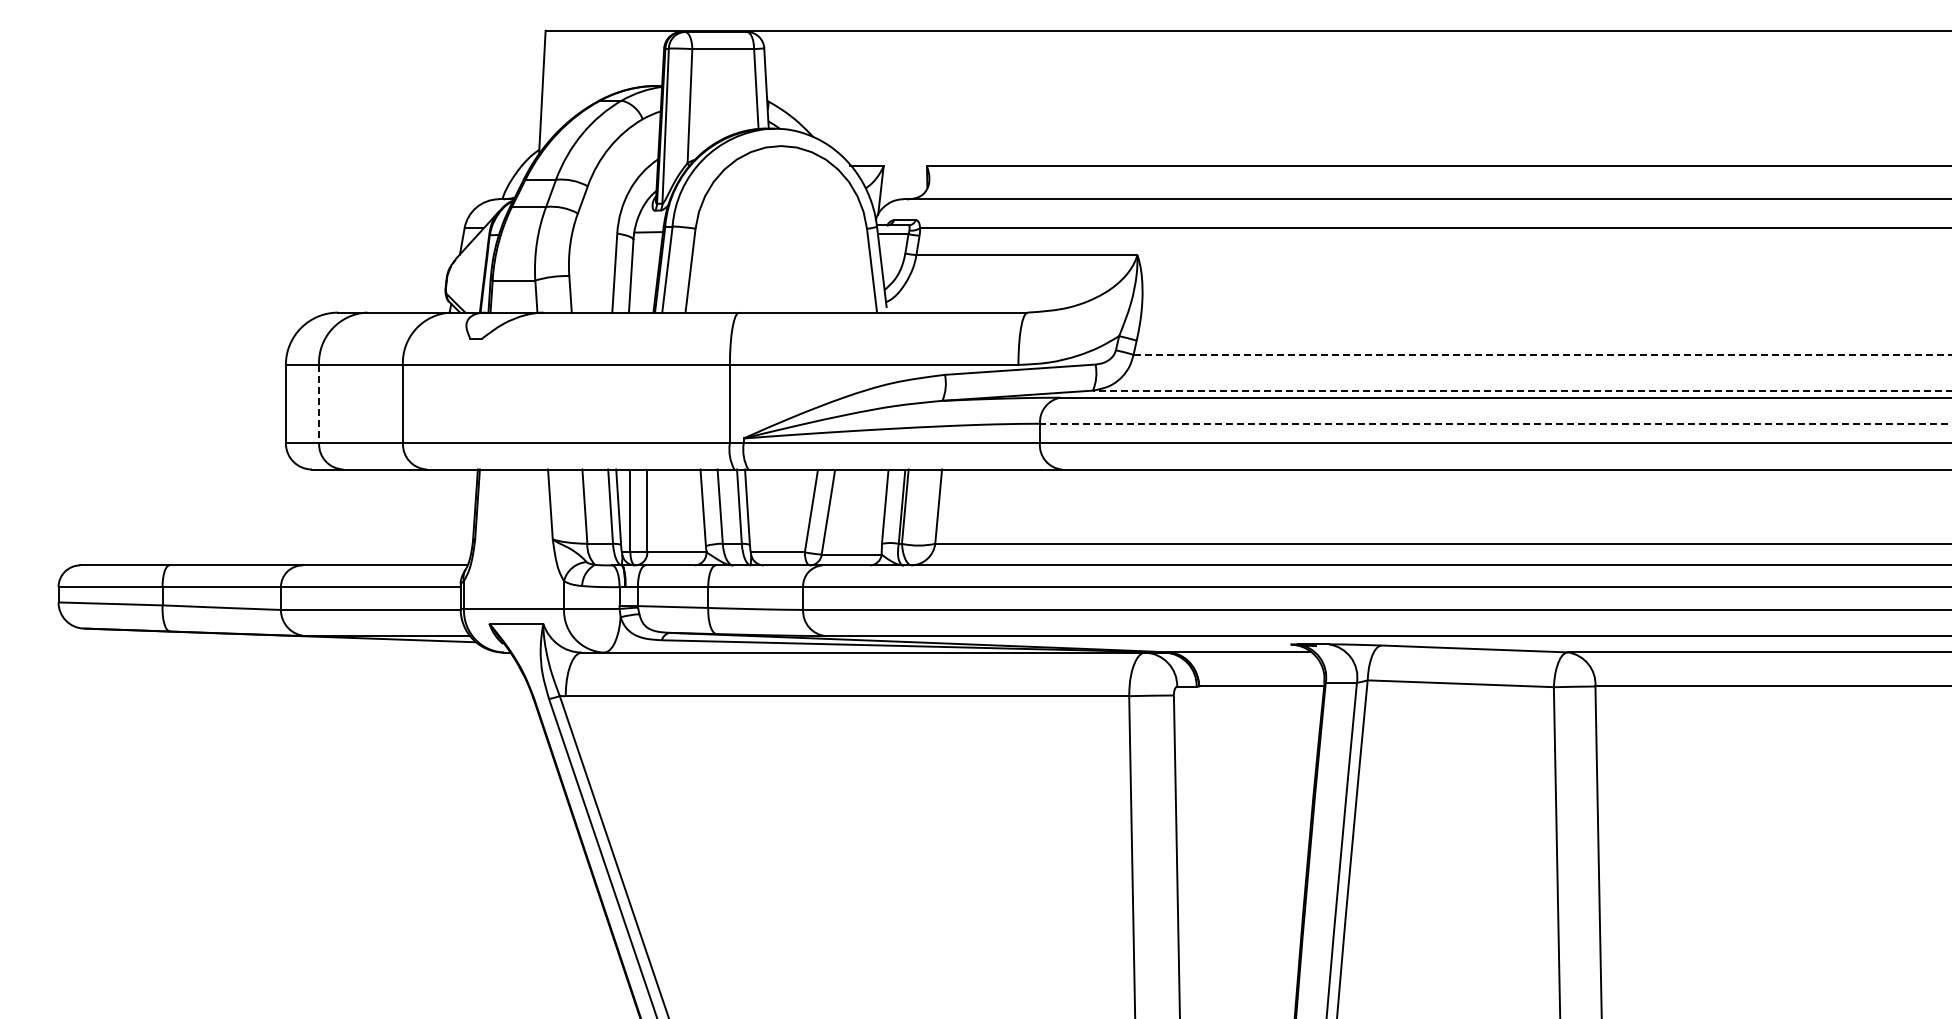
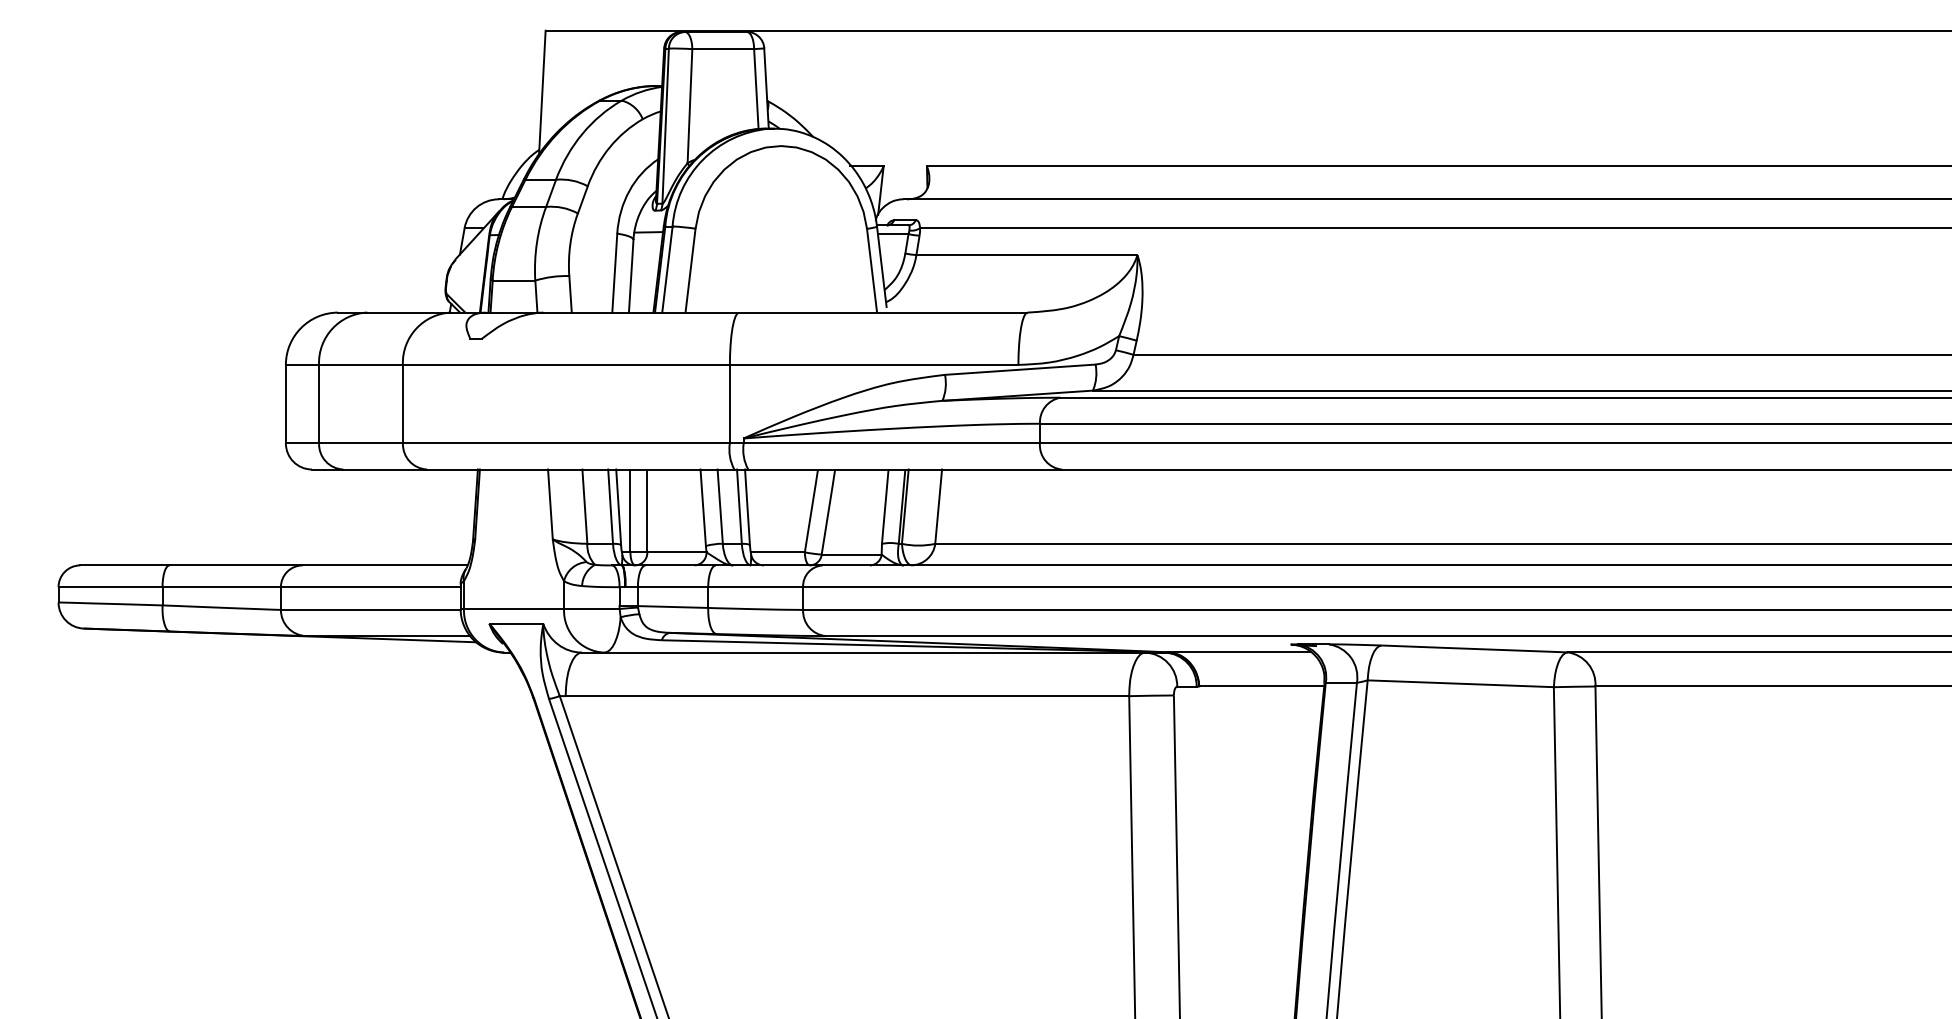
line: dashed -> solid (1542, 354)
line: dashed -> solid (1522, 390)
line: dashed -> solid (319, 404)
line: dashed -> solid (1495, 423)
